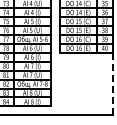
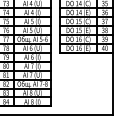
line: dashed -> solid (112, 84)
